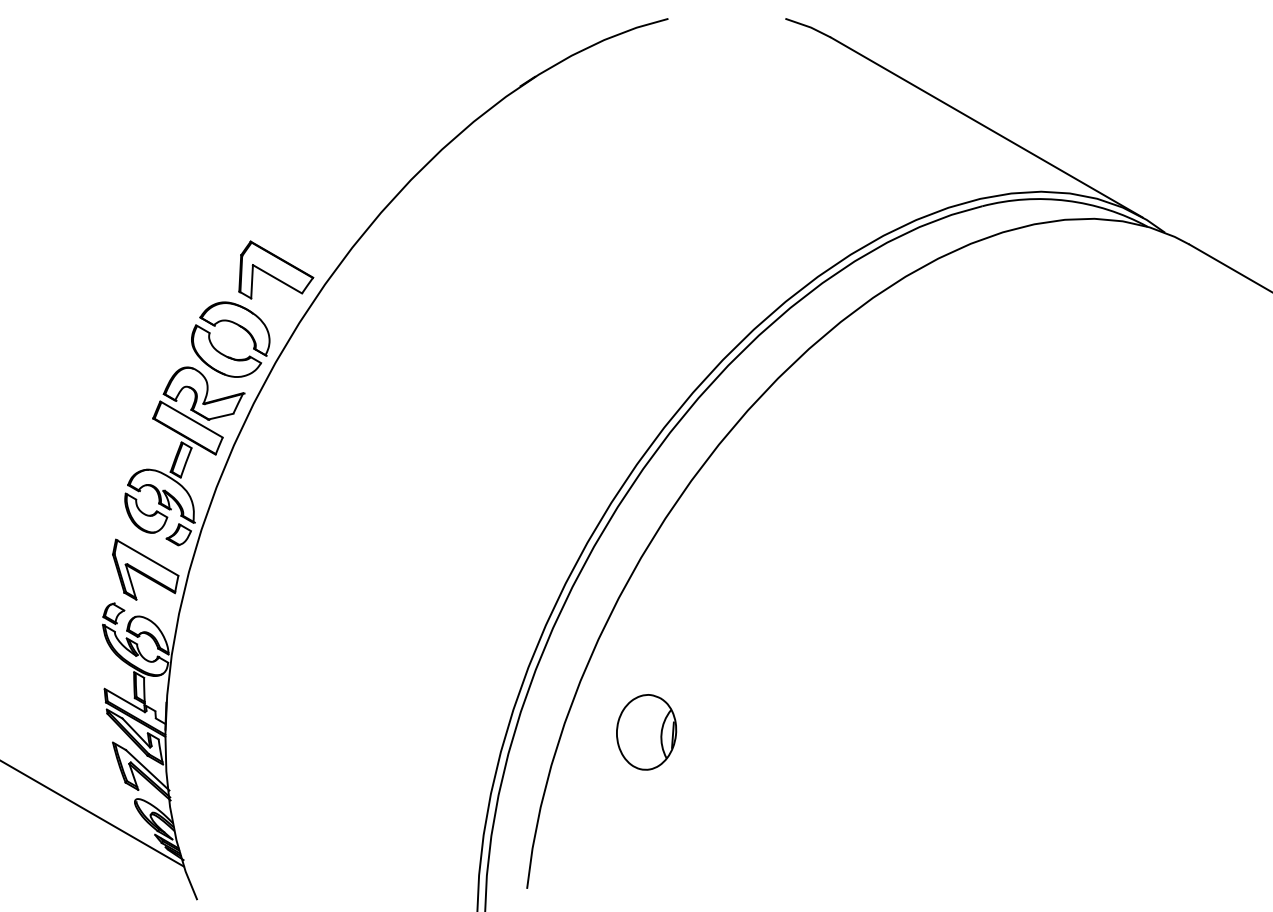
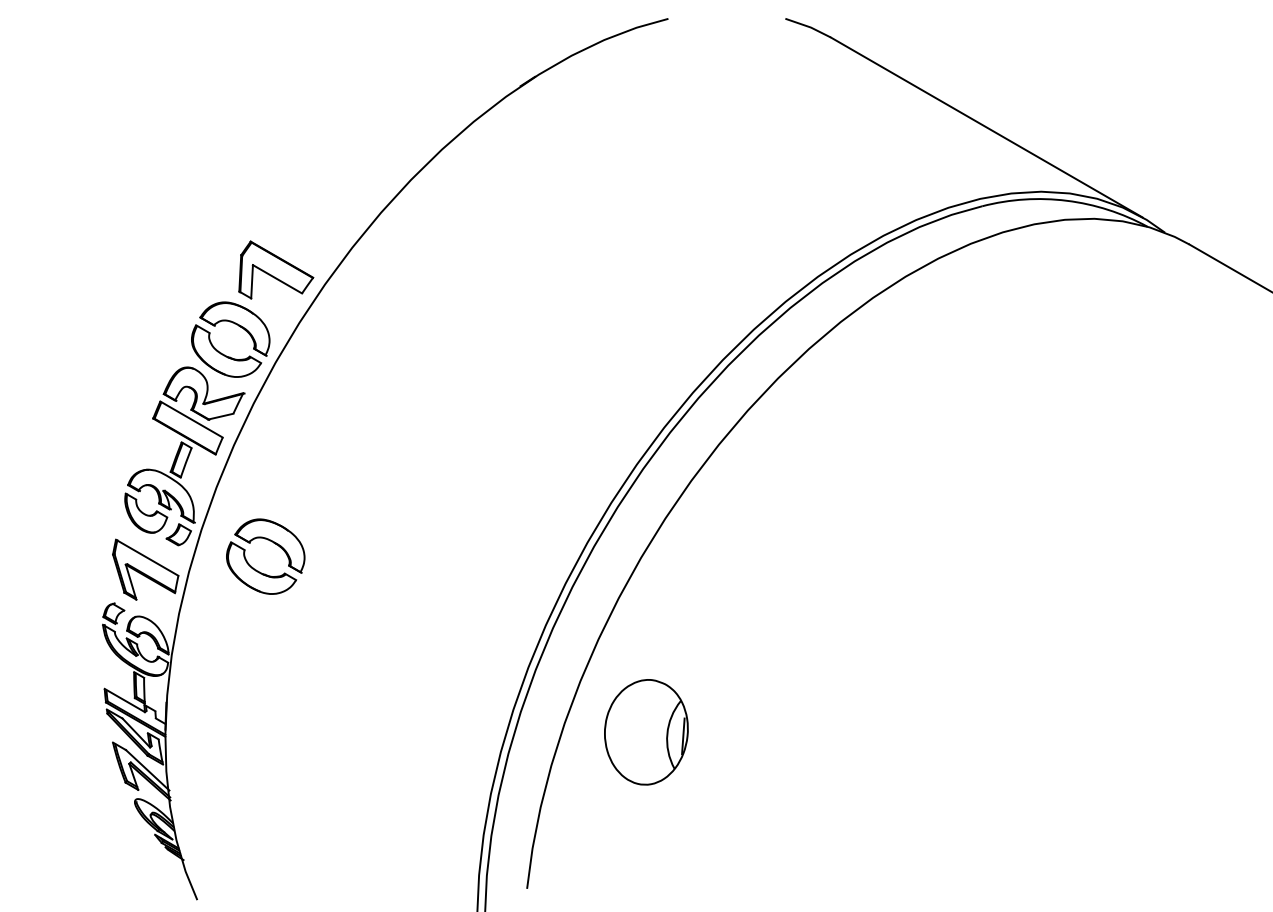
part: none -> present (273, 543)
part size: 62x77 px -> 85x107 px (646, 732)
line: present -> none (92, 813)
